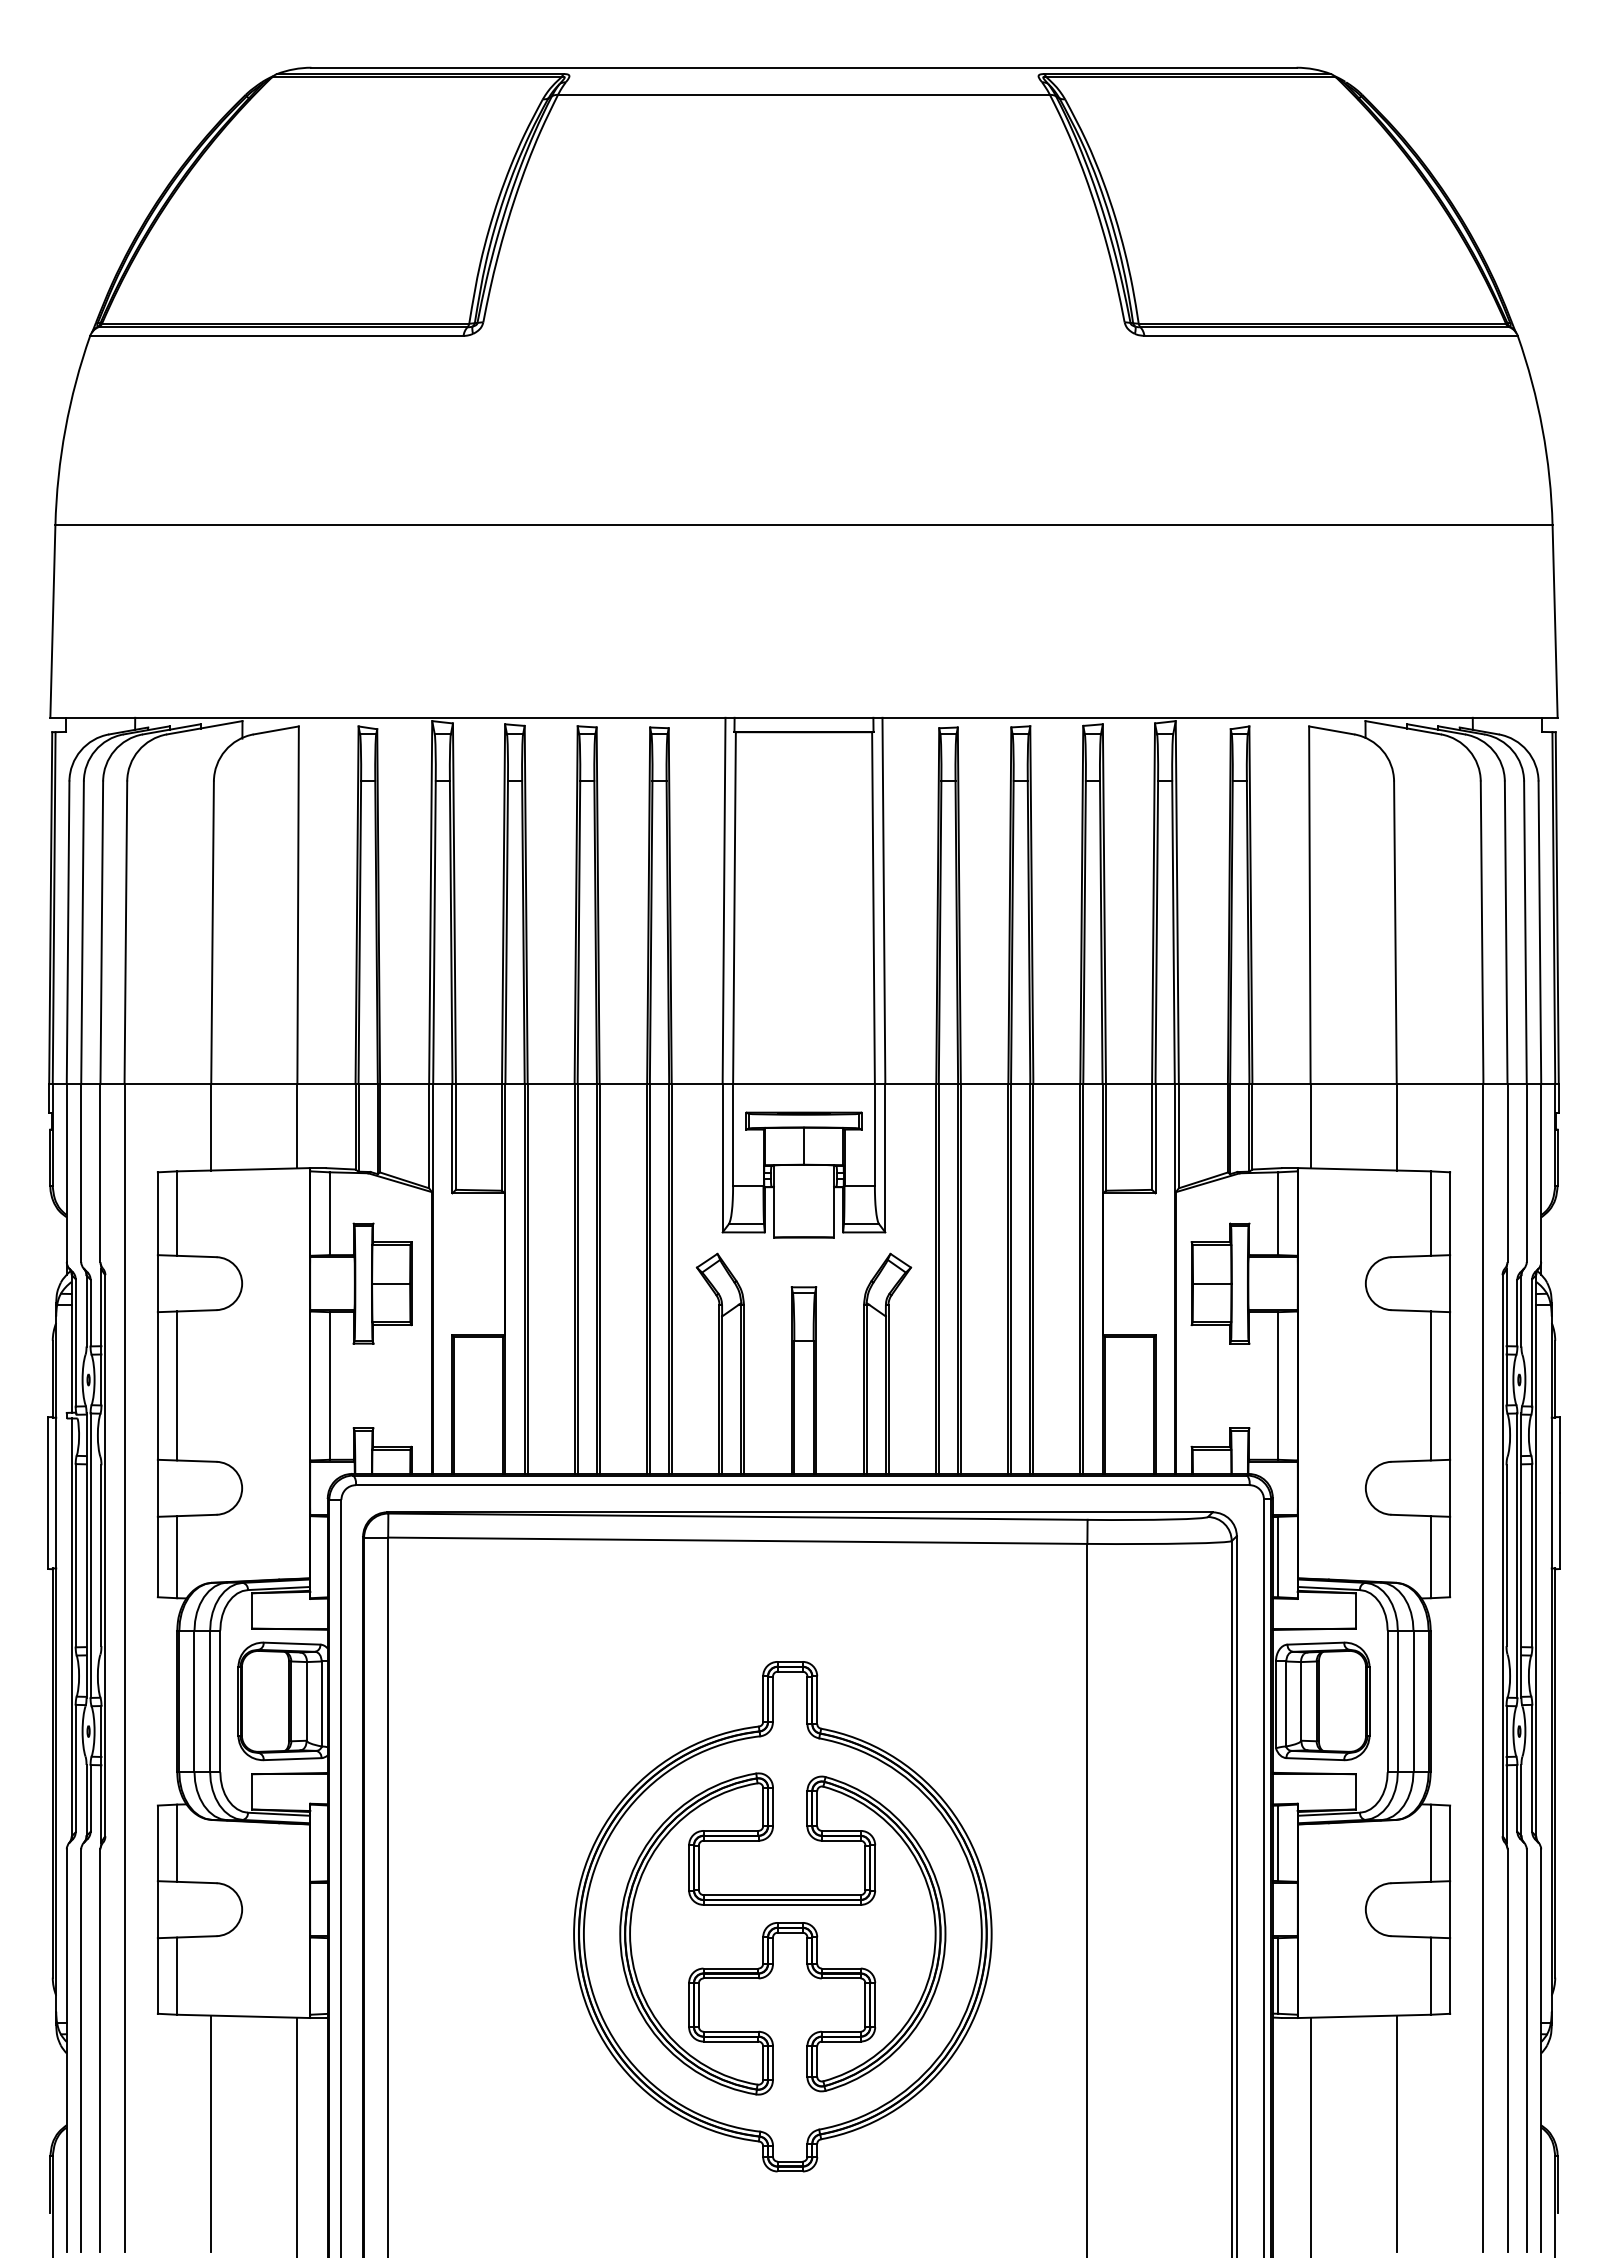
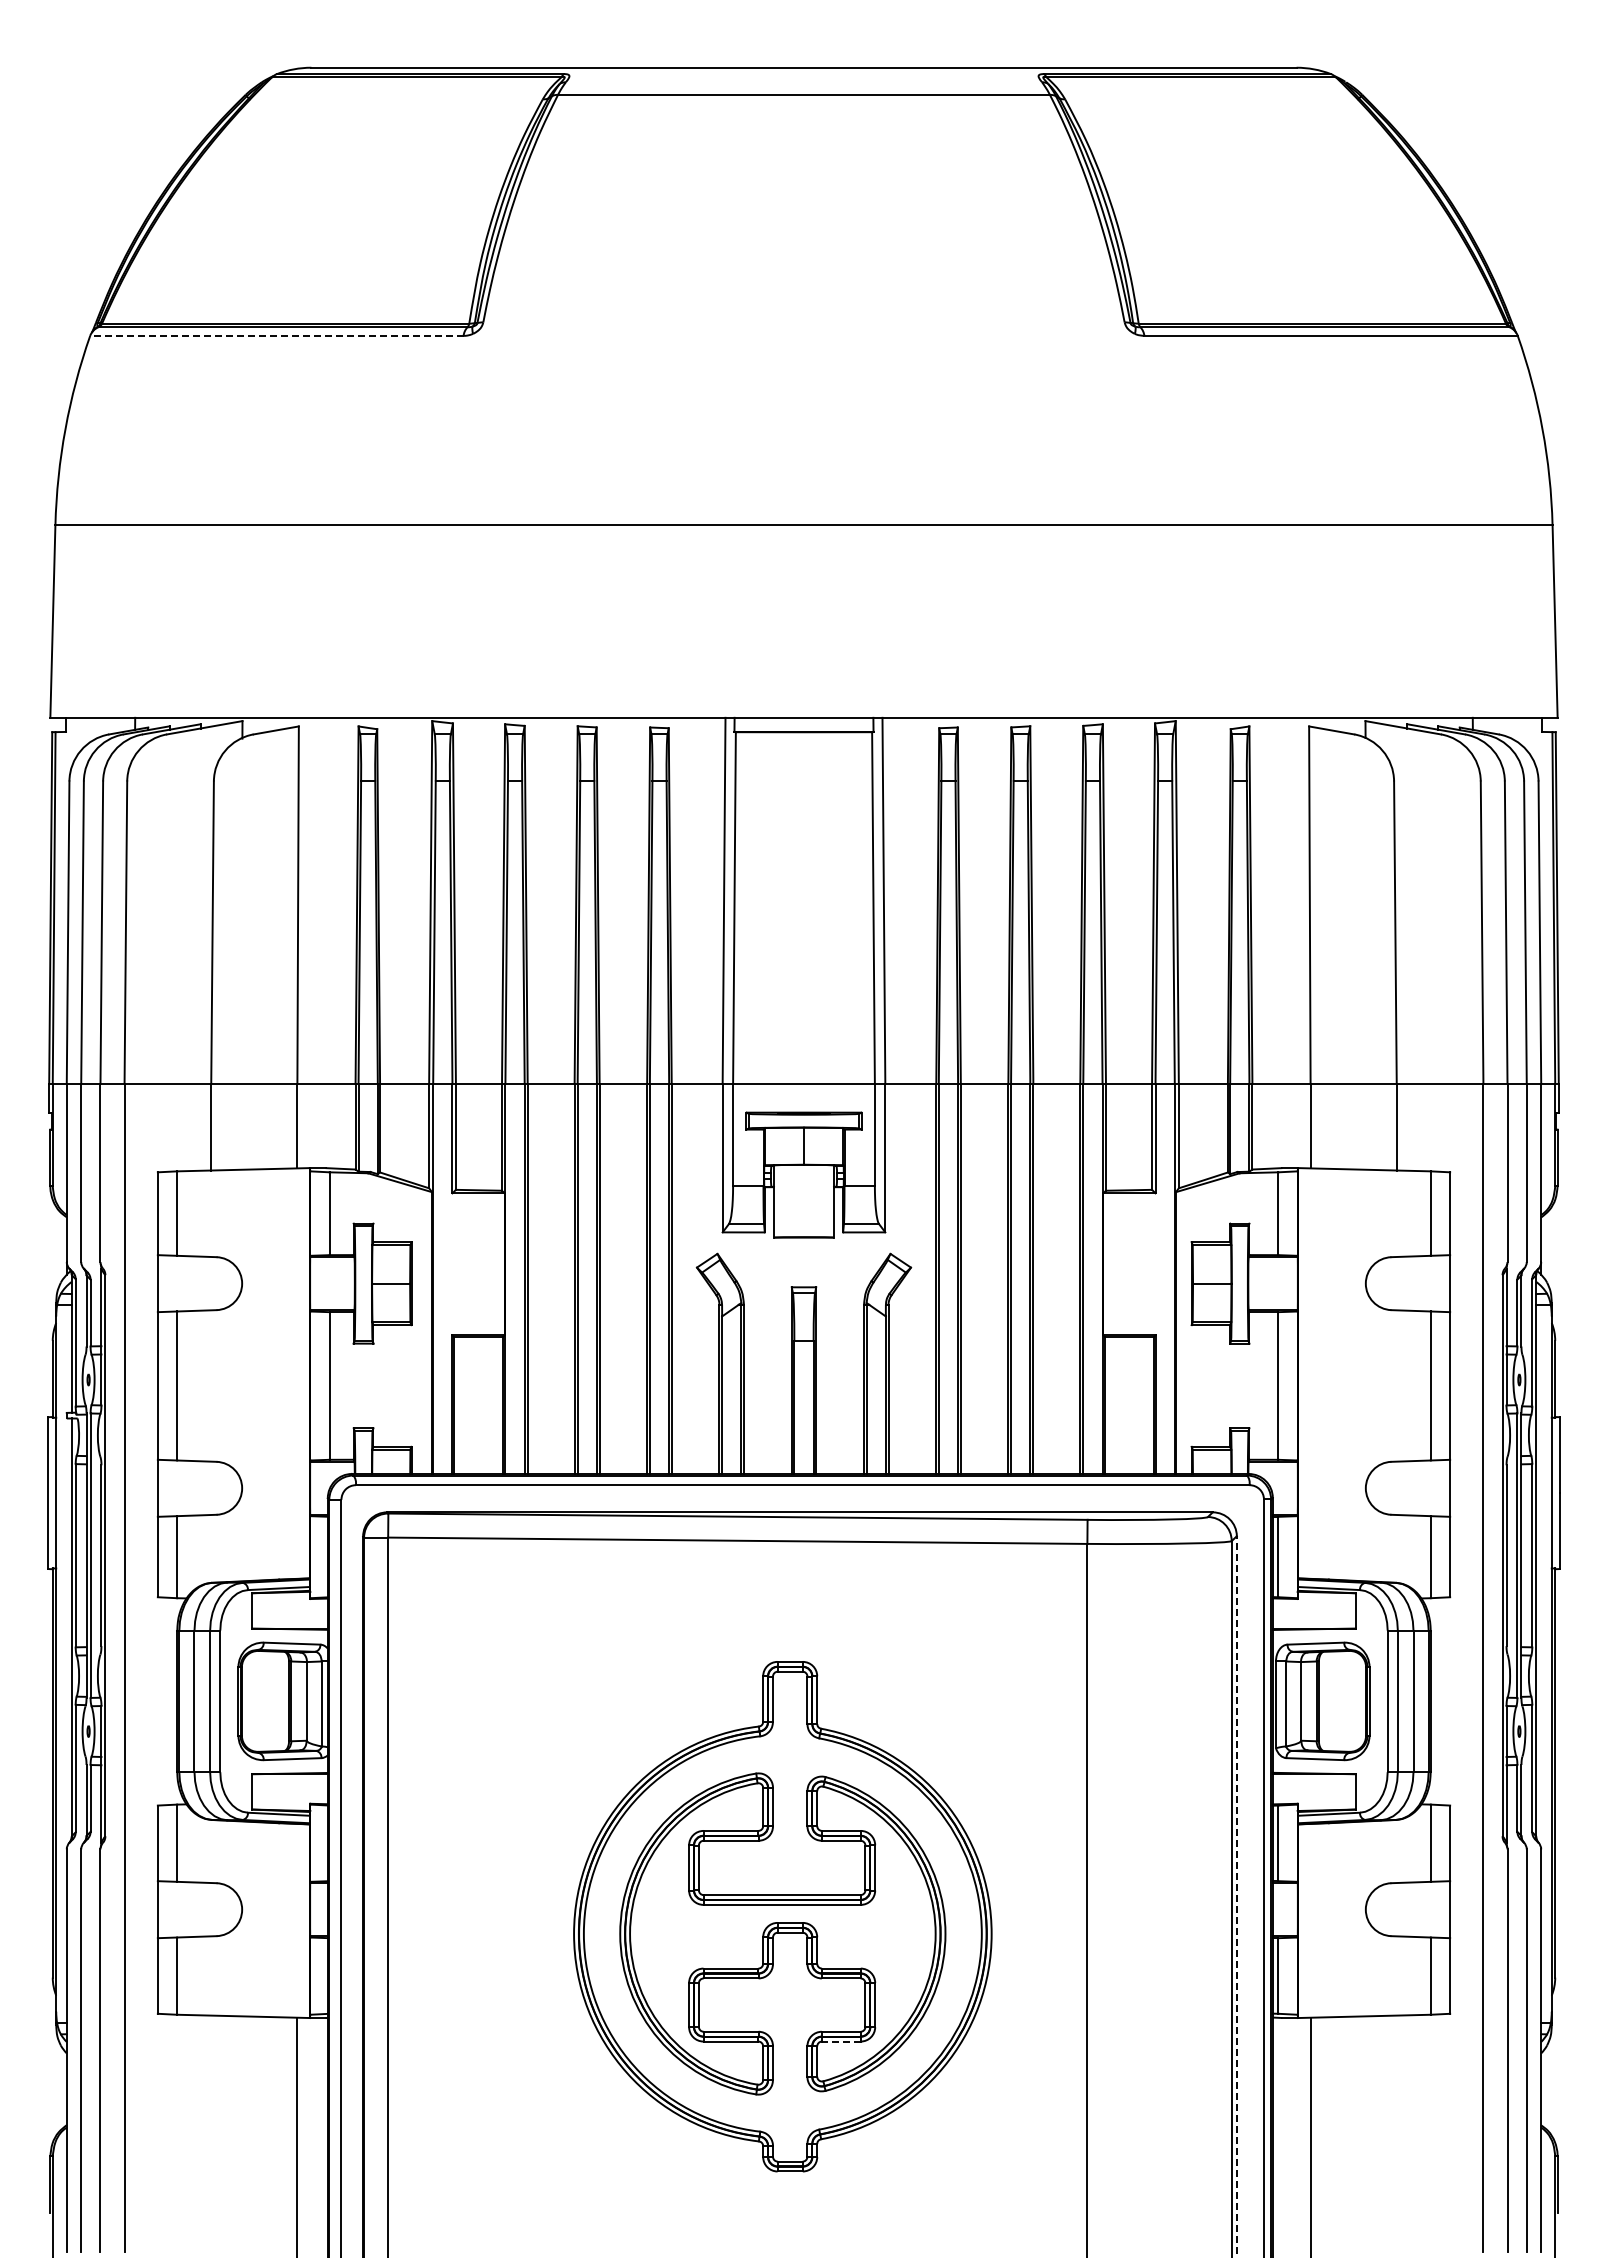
line: solid -> dashed (276, 335)
line: solid -> dashed (1236, 1896)
line: solid -> dashed (840, 2041)
line: present -> none (211, 2133)
line: present -> none (1396, 2133)
